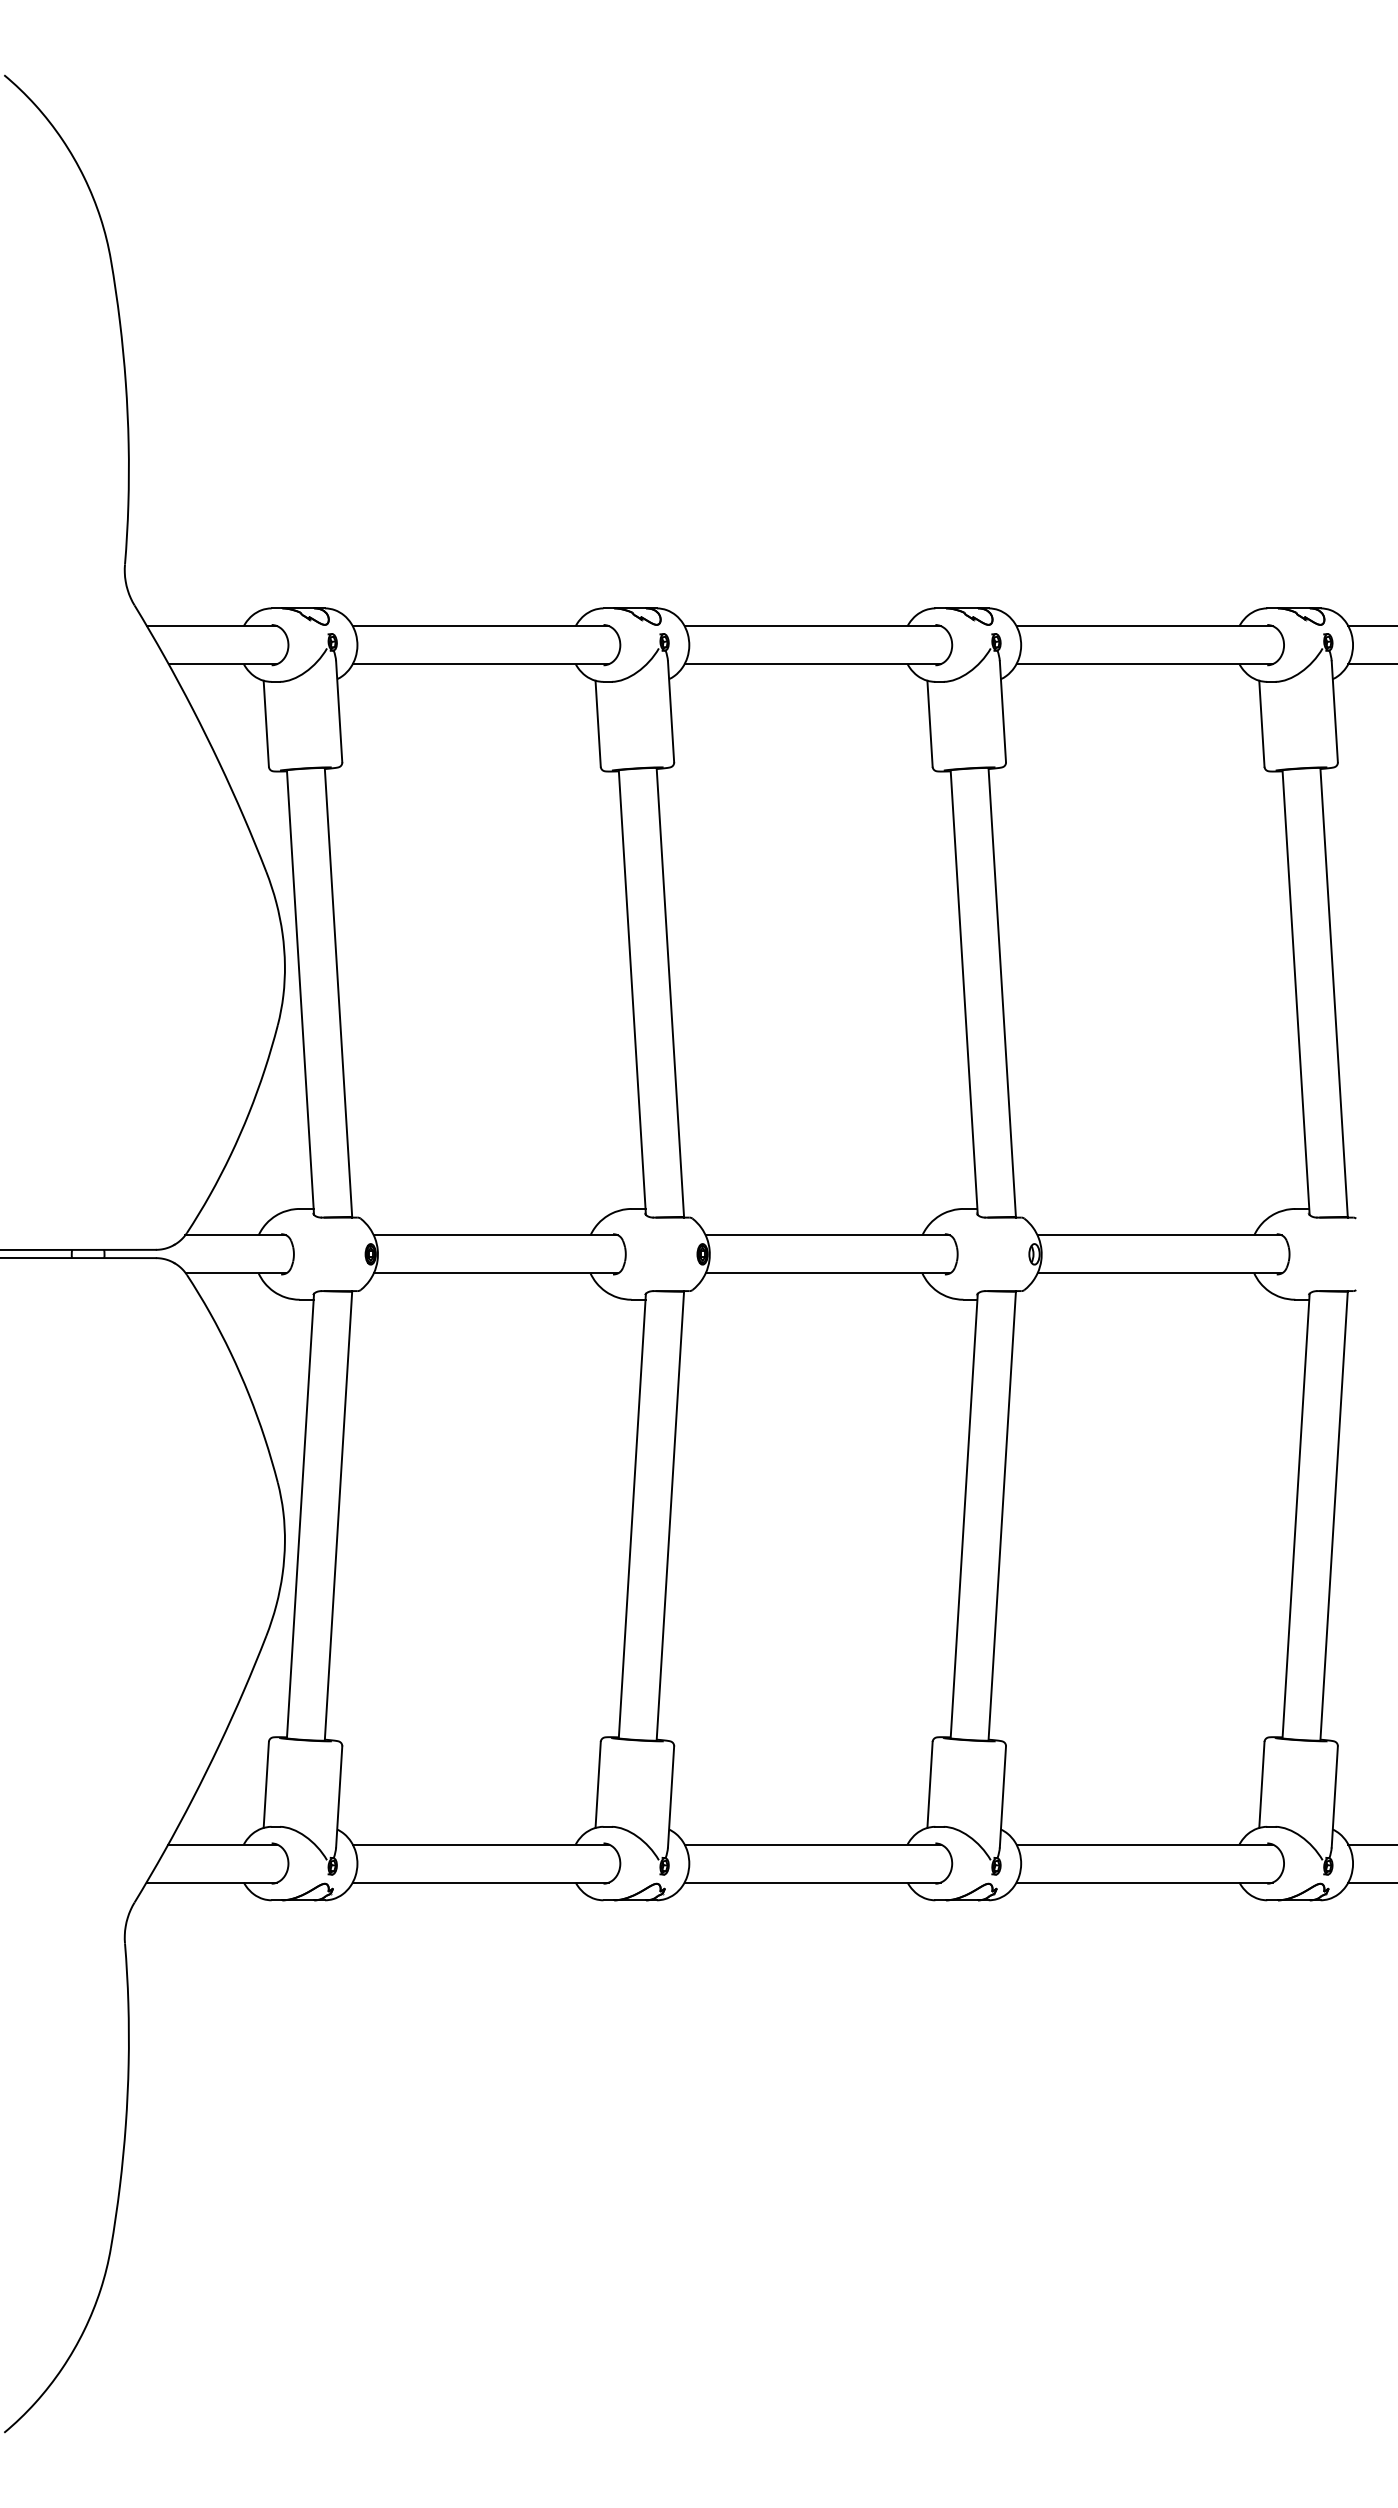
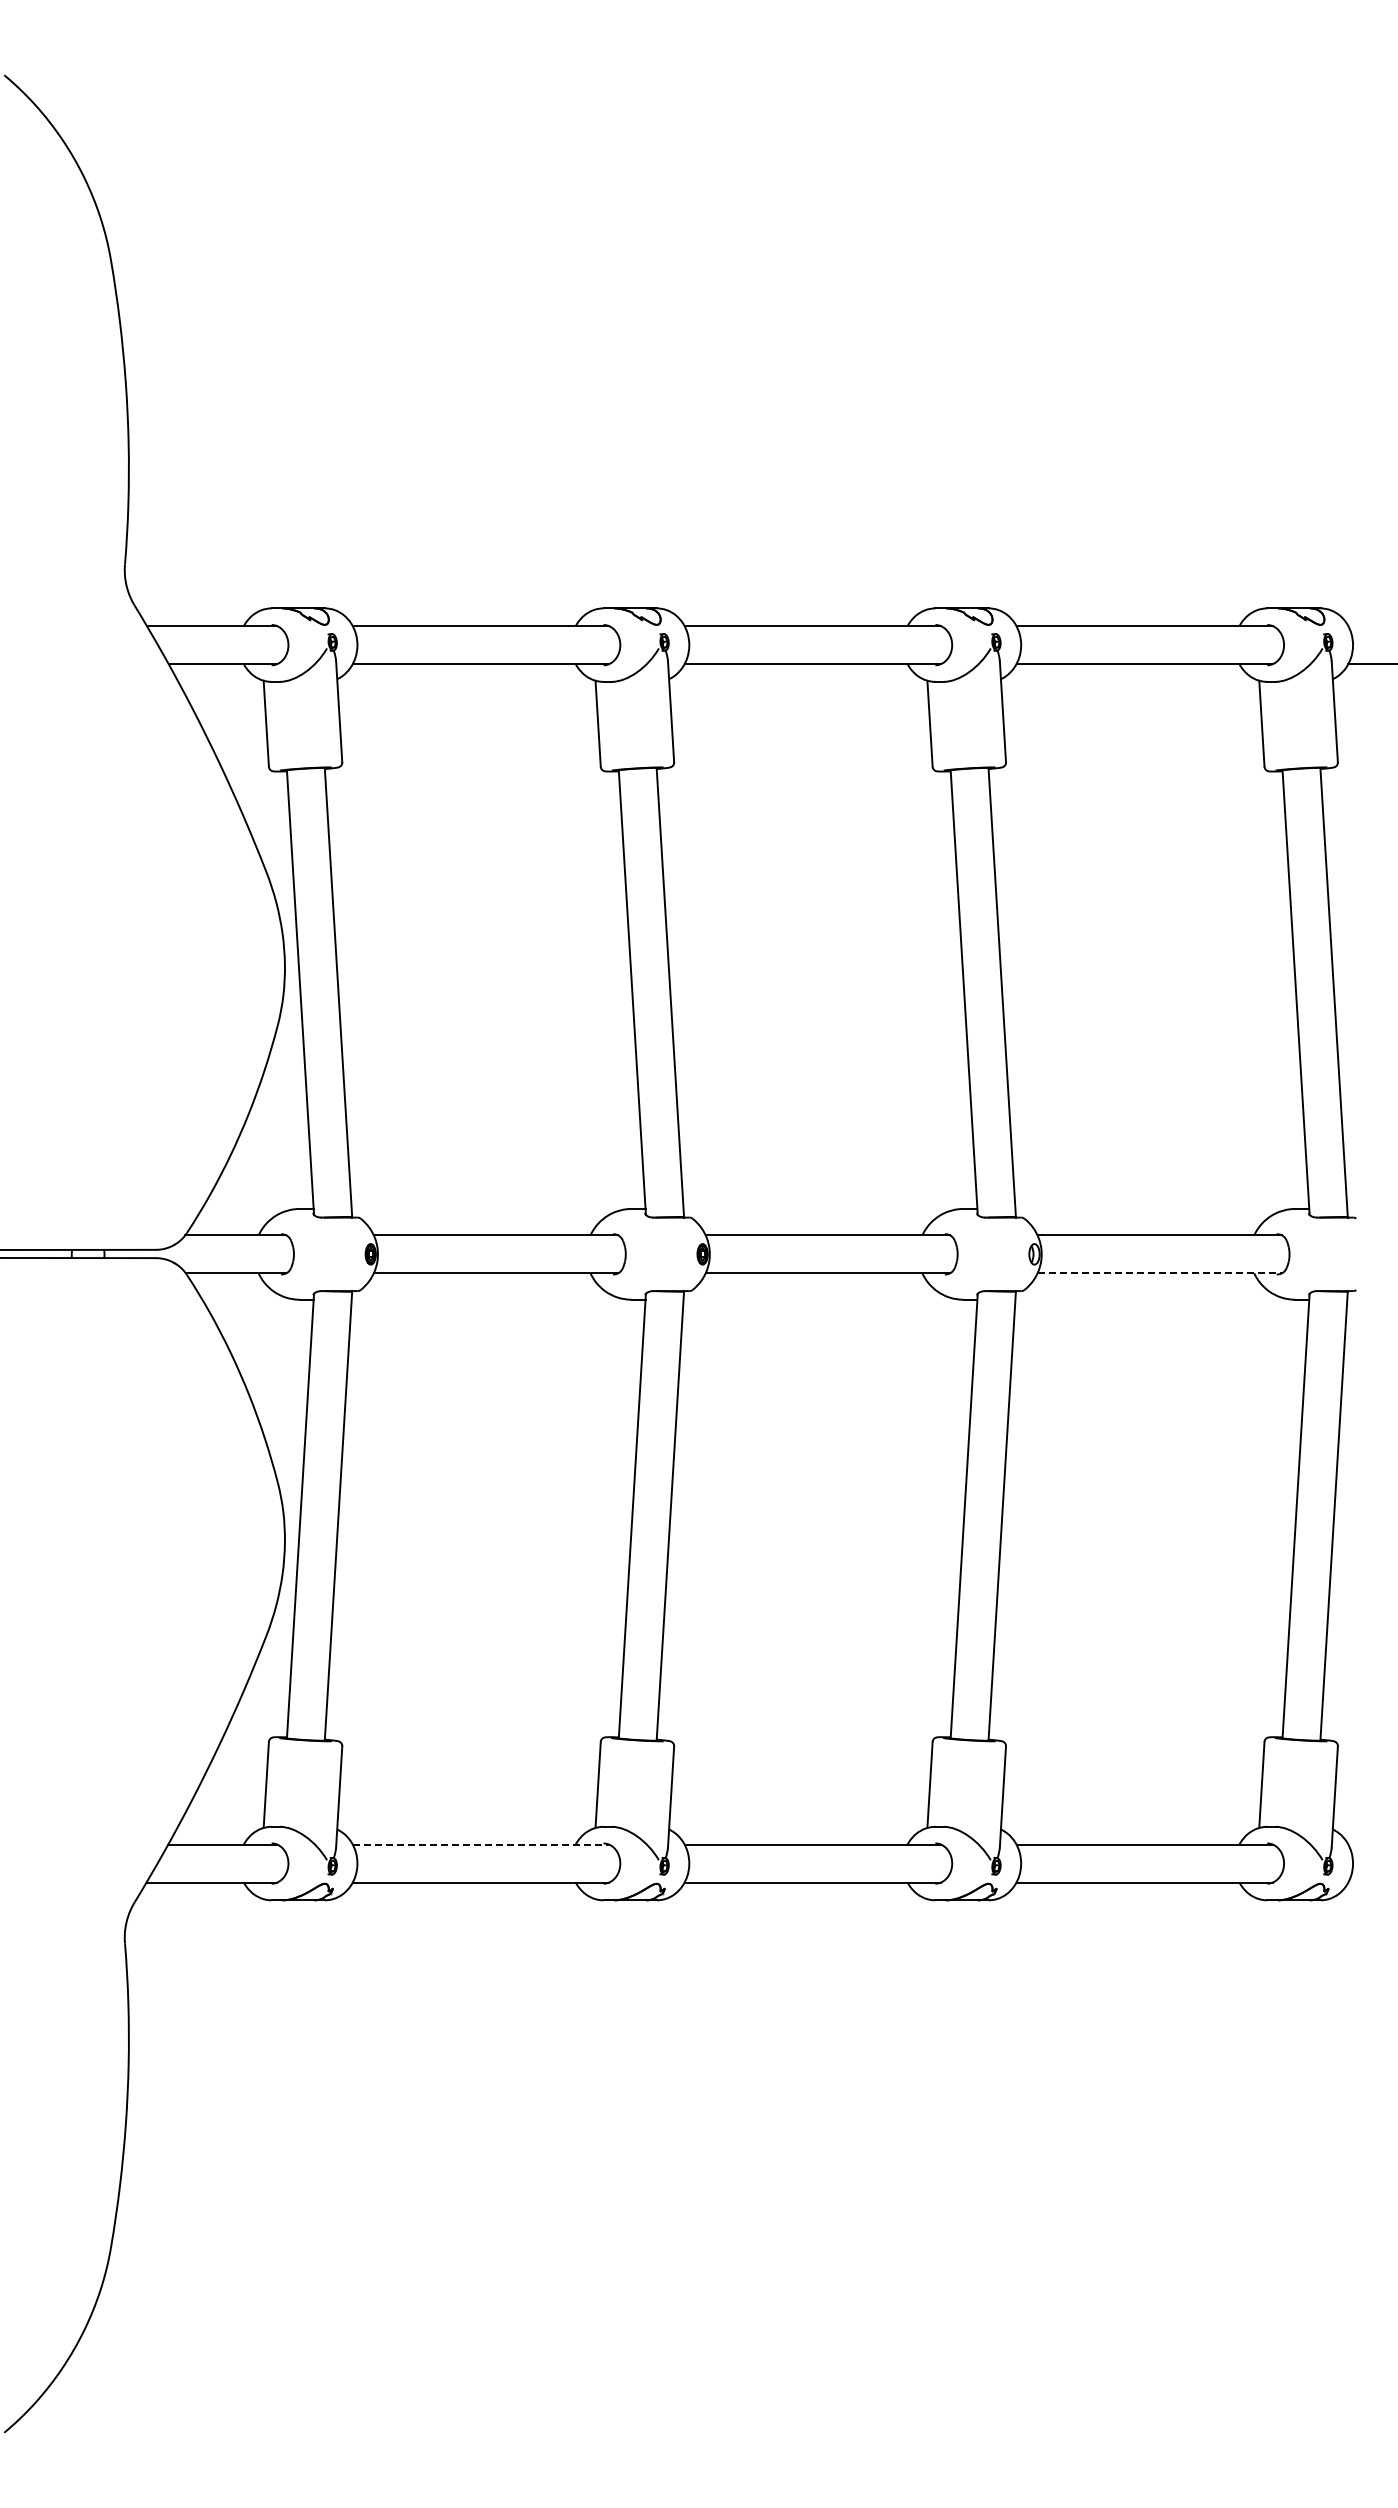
line: present -> none (1371, 626)
line: solid -> dashed (1160, 1273)
line: solid -> dashed (481, 1844)
line: present -> none (1371, 1844)
line: present -> none (1371, 1882)
